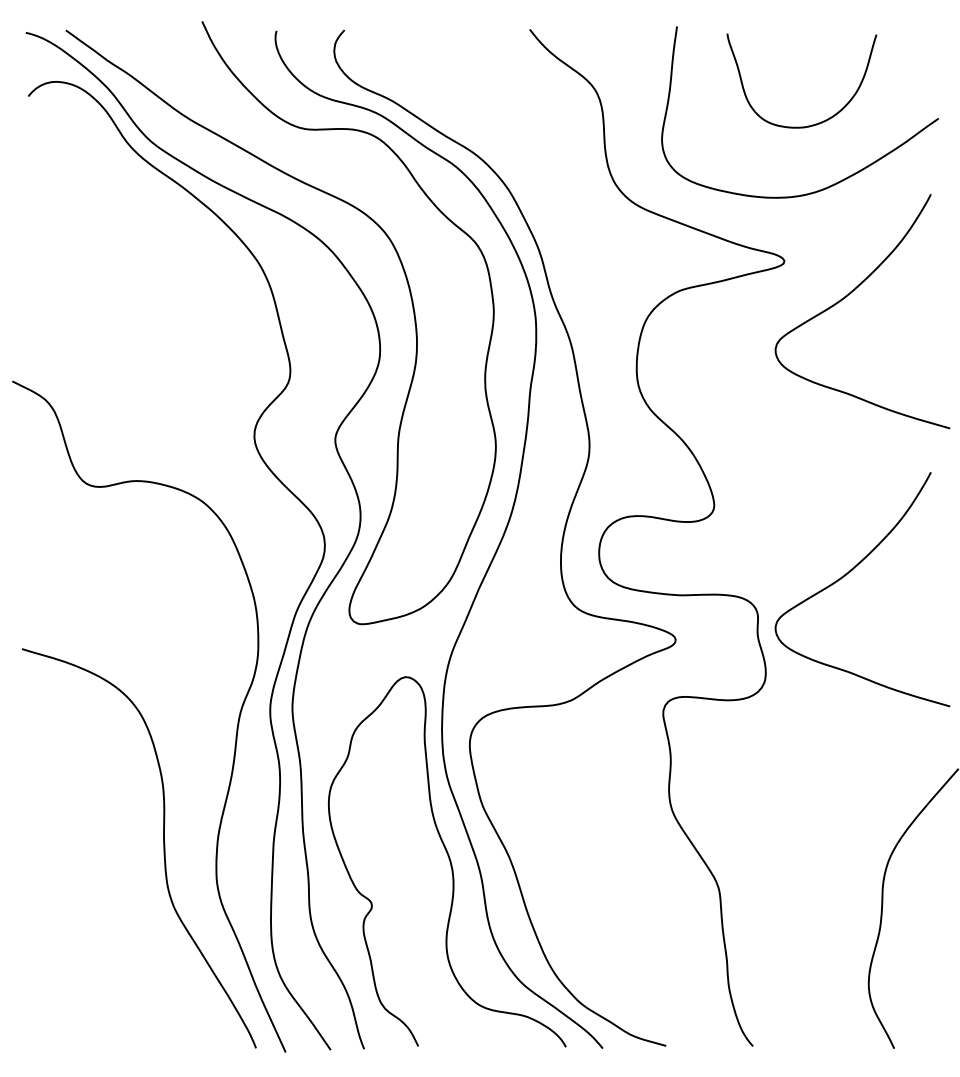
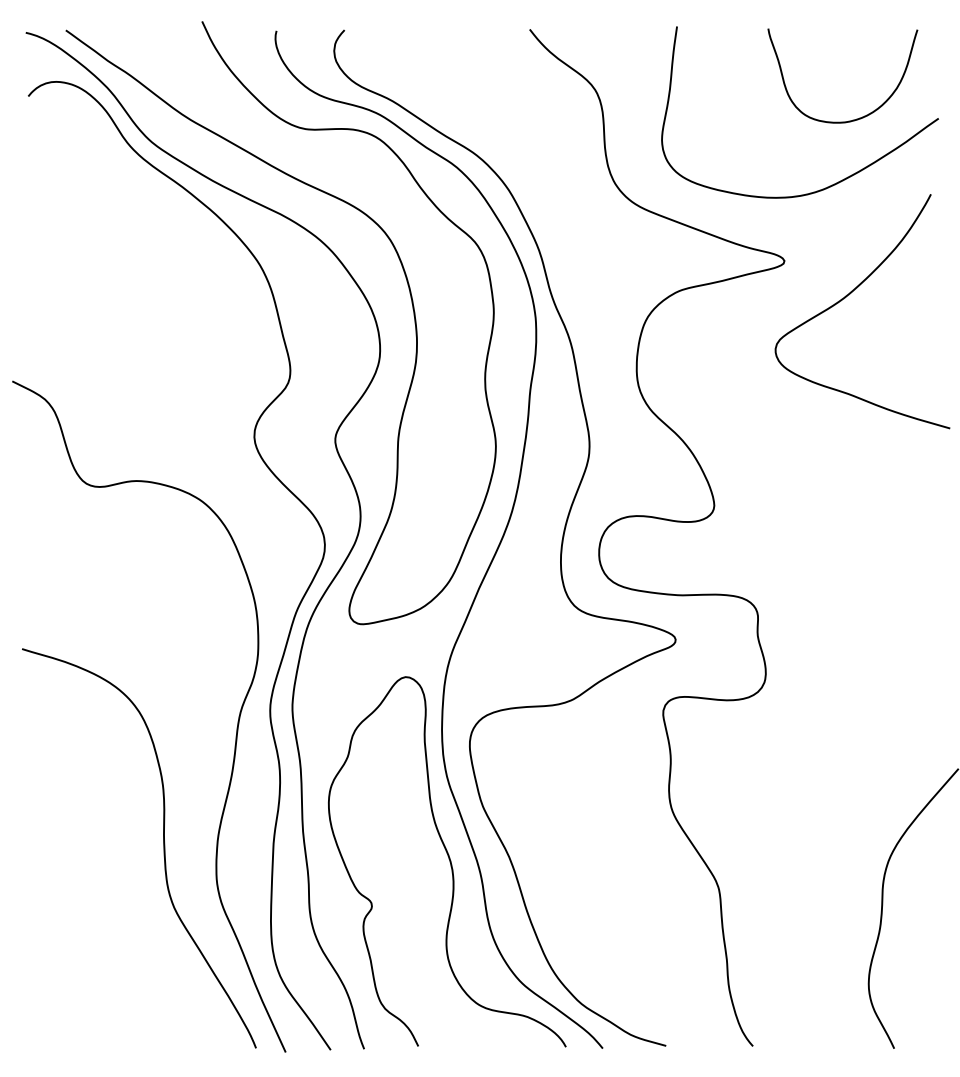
curve position: (811, 124) -> (852, 119) (852, 119)
curve: present -> none (850, 572)
